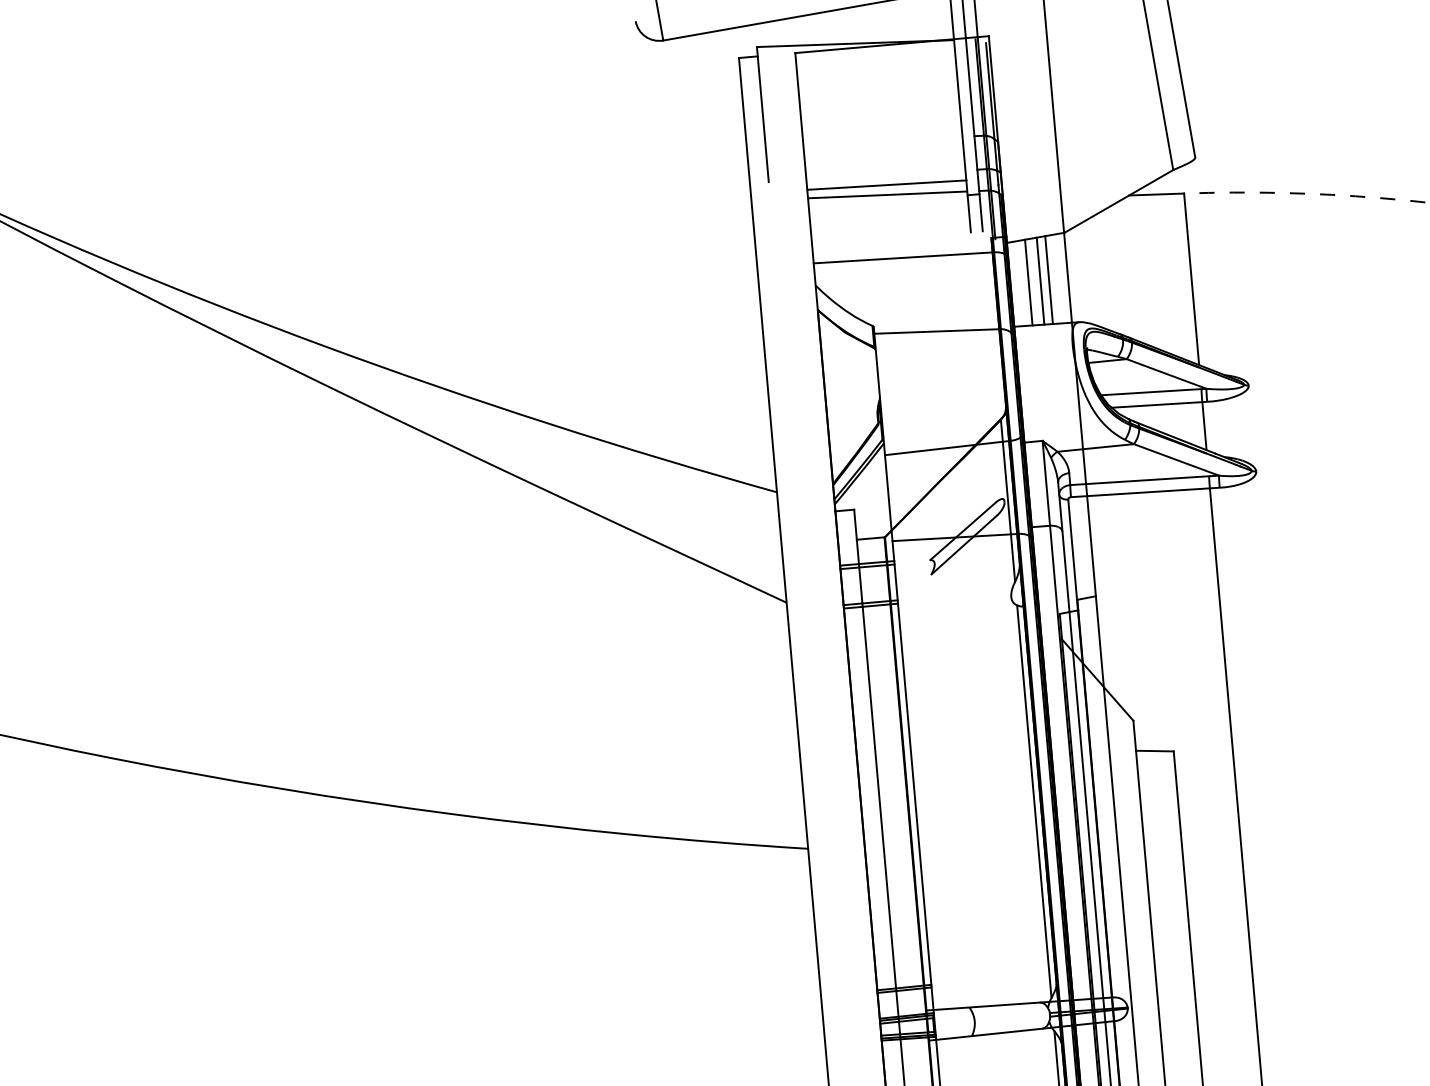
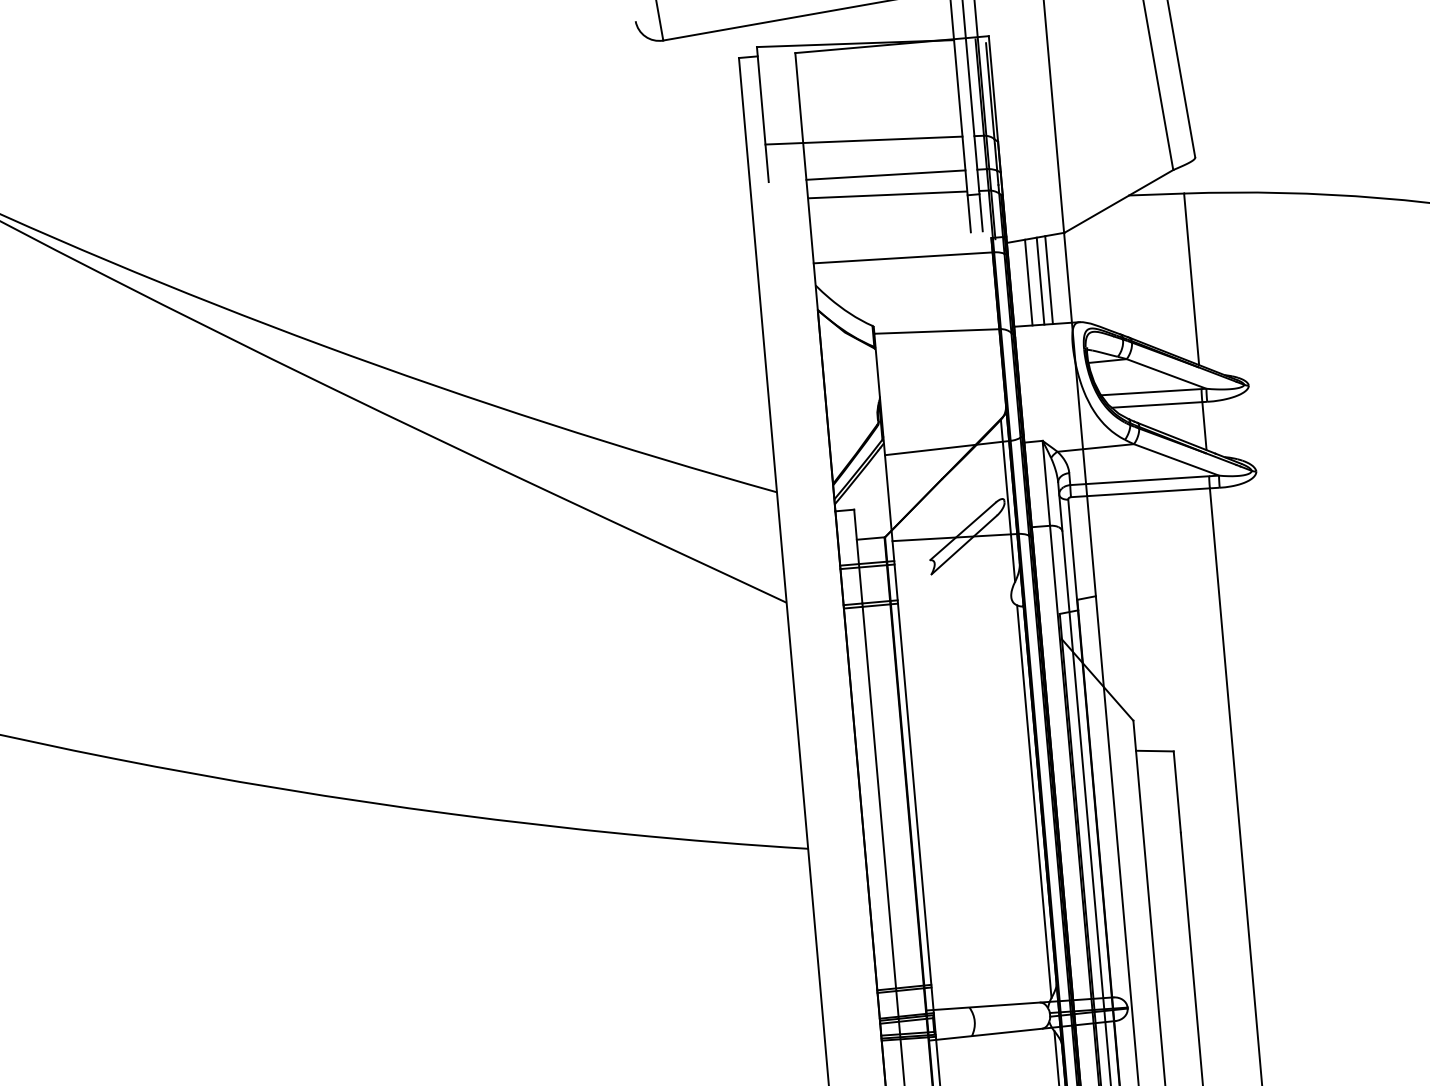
line: none -> present (863, 140)
line position: (886, 184) -> (885, 174) (885, 174)
arc: dashed -> solid (1306, 193)
